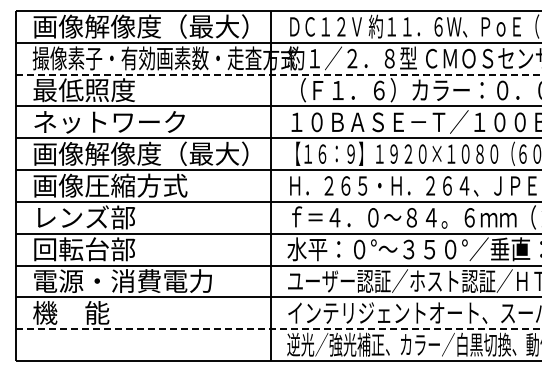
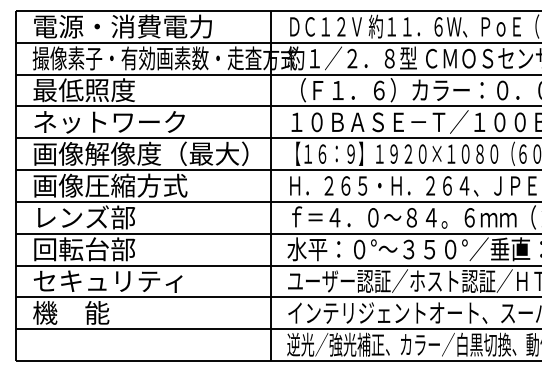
text: 画像解像度（最大） -> 電源・消費電力 (140, 26)
line: dashed -> solid (279, 74)
text: 電源・消費電力 -> セキュリティ (122, 280)
line: dashed -> solid (279, 329)
